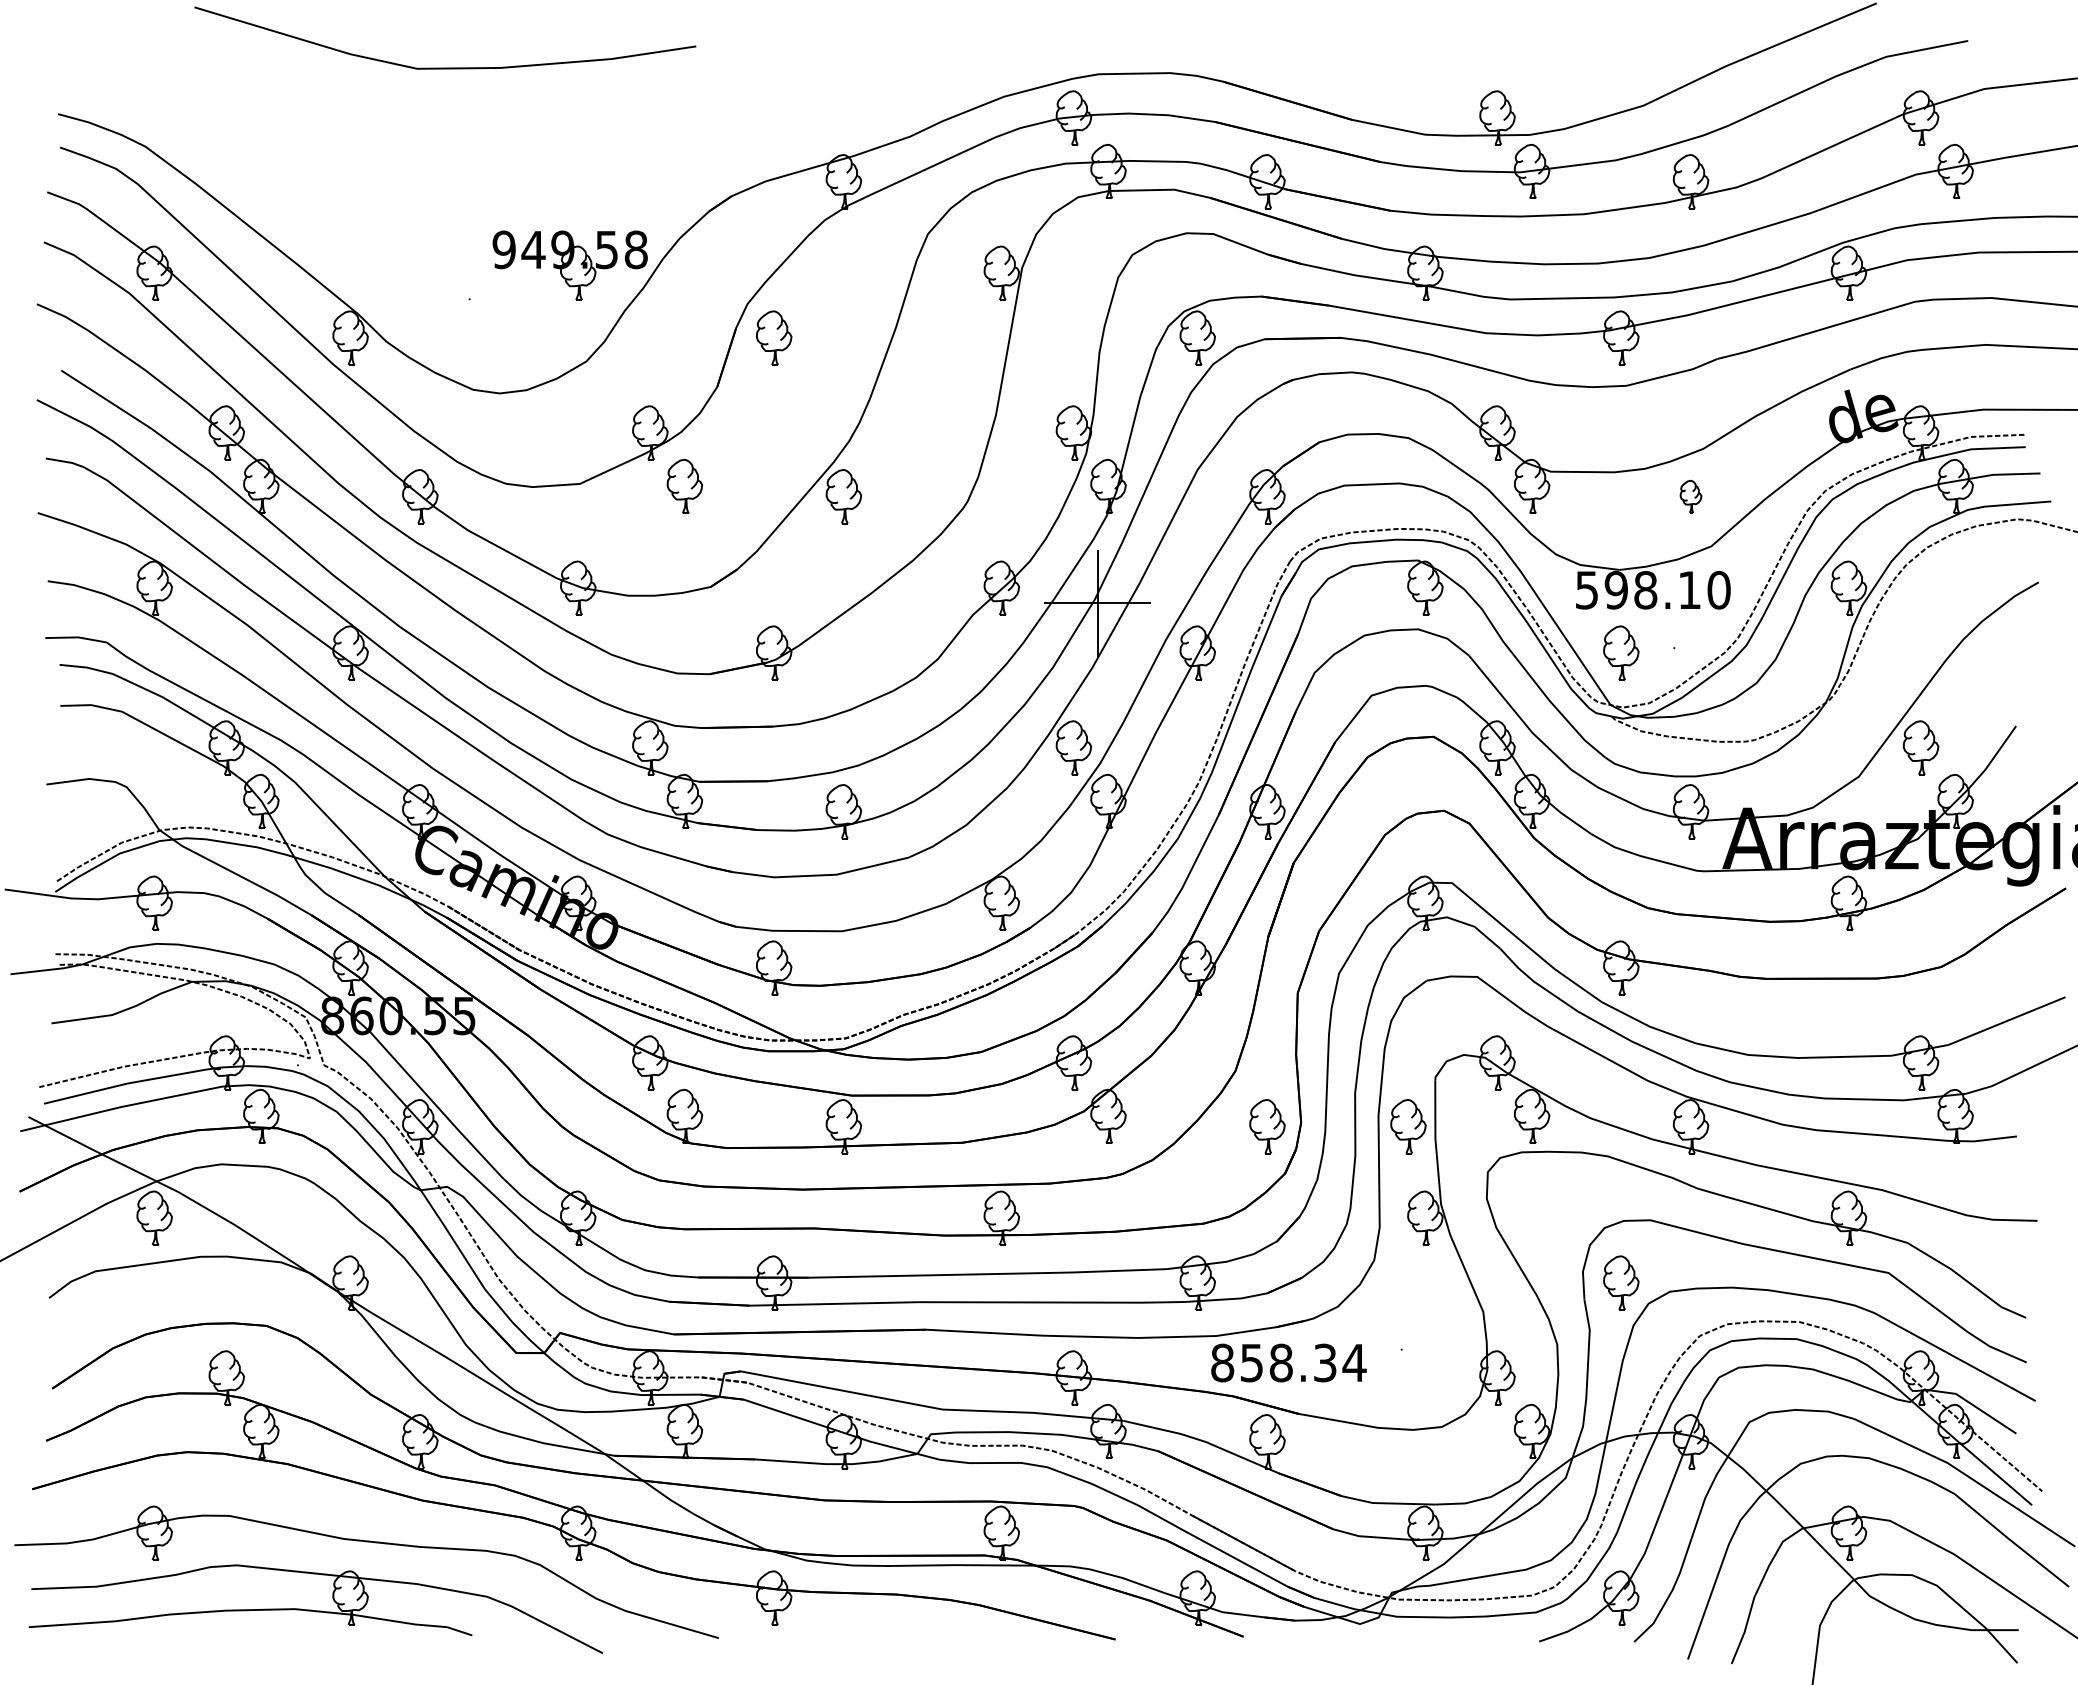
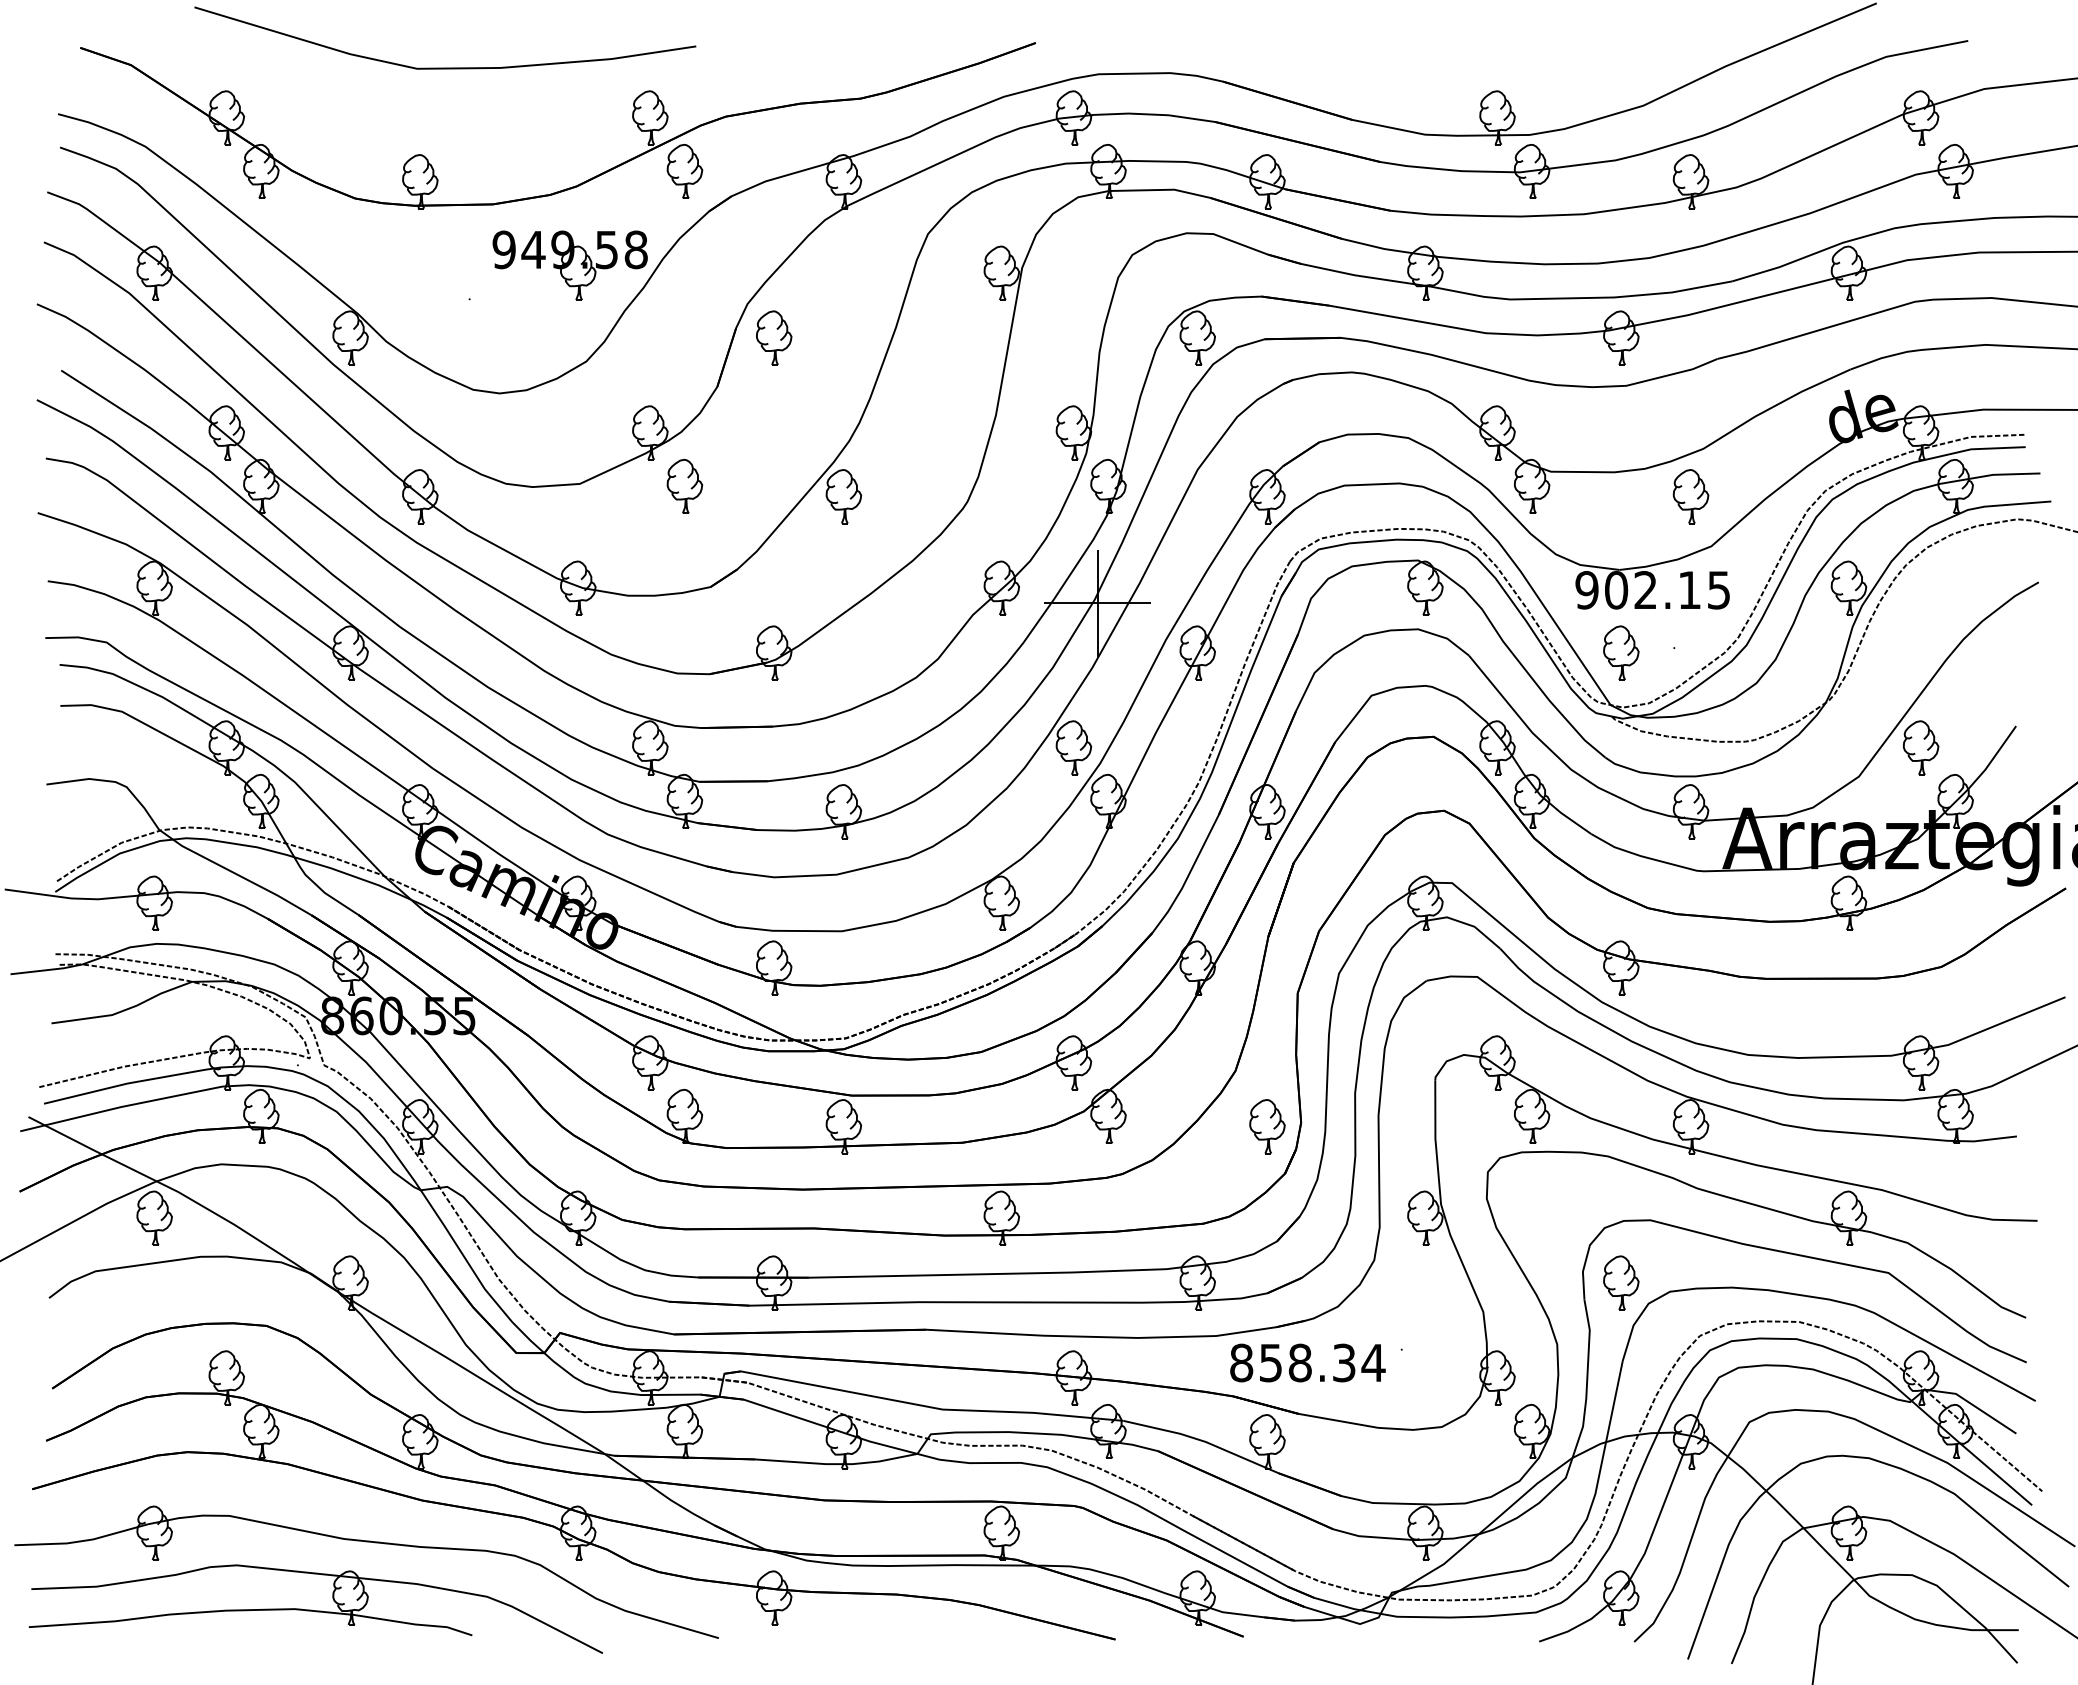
part: none -> present (581, 182)
part size: 24x35 px -> 38x56 px (1690, 496)
text: 598.10 -> 902.15 (1652, 590)
part: present -> none (1408, 1126)
text position: (1288, 1362) -> (1307, 1362) (1307, 1362)
